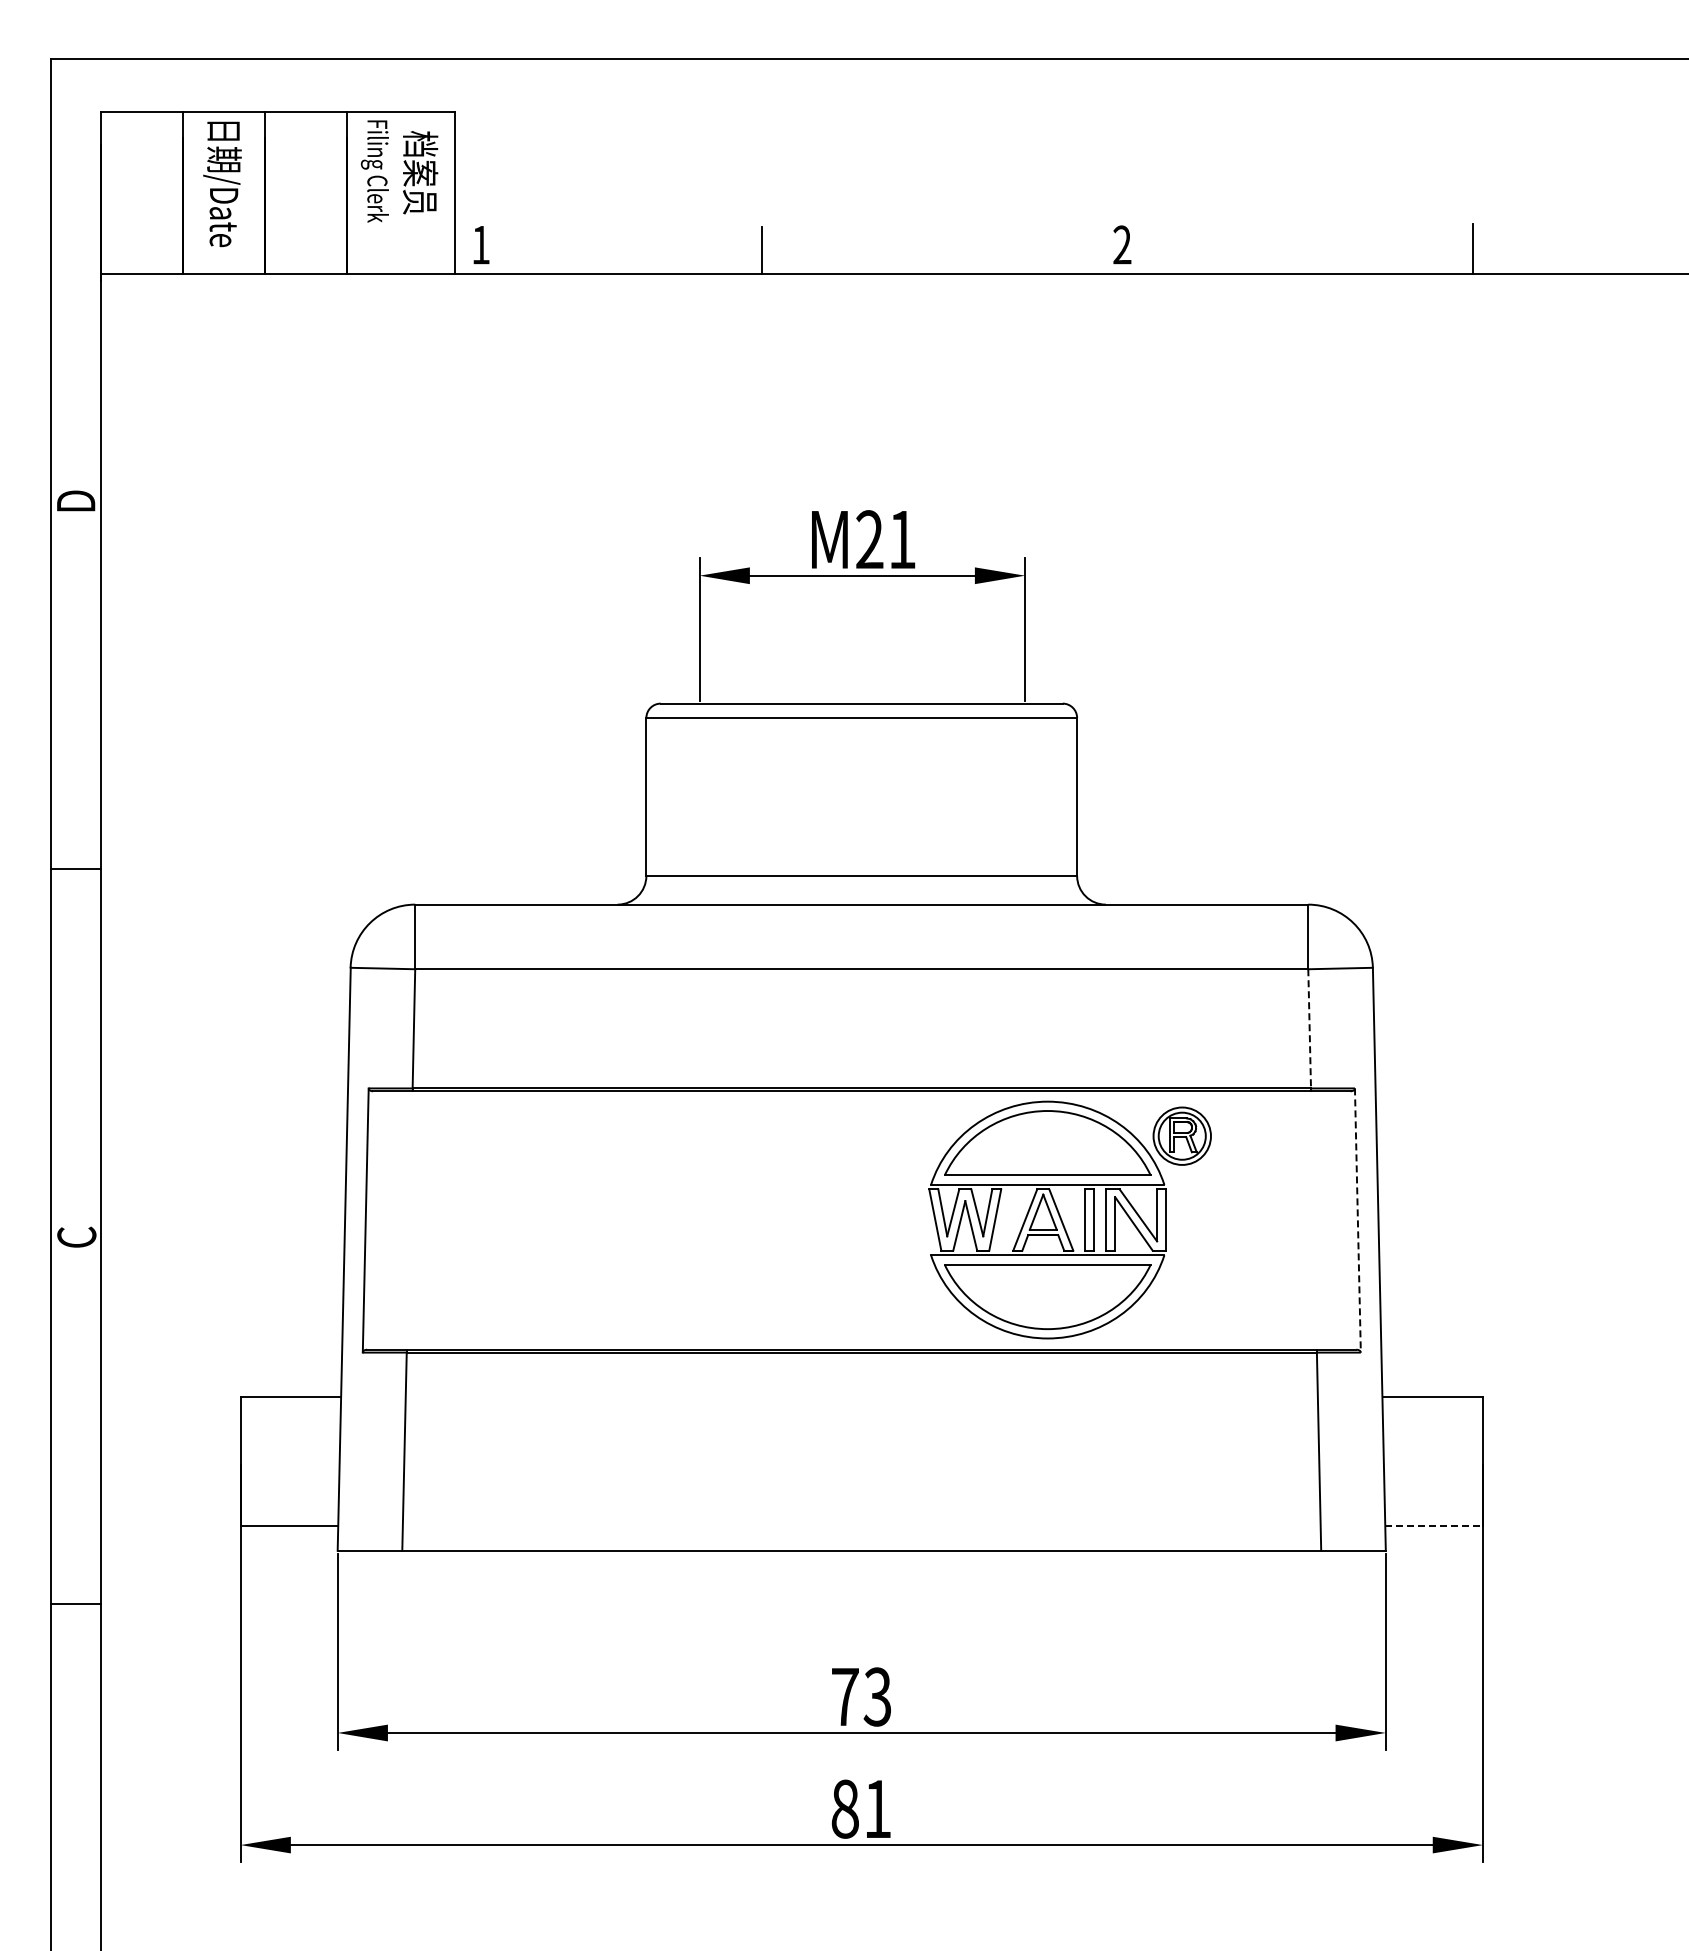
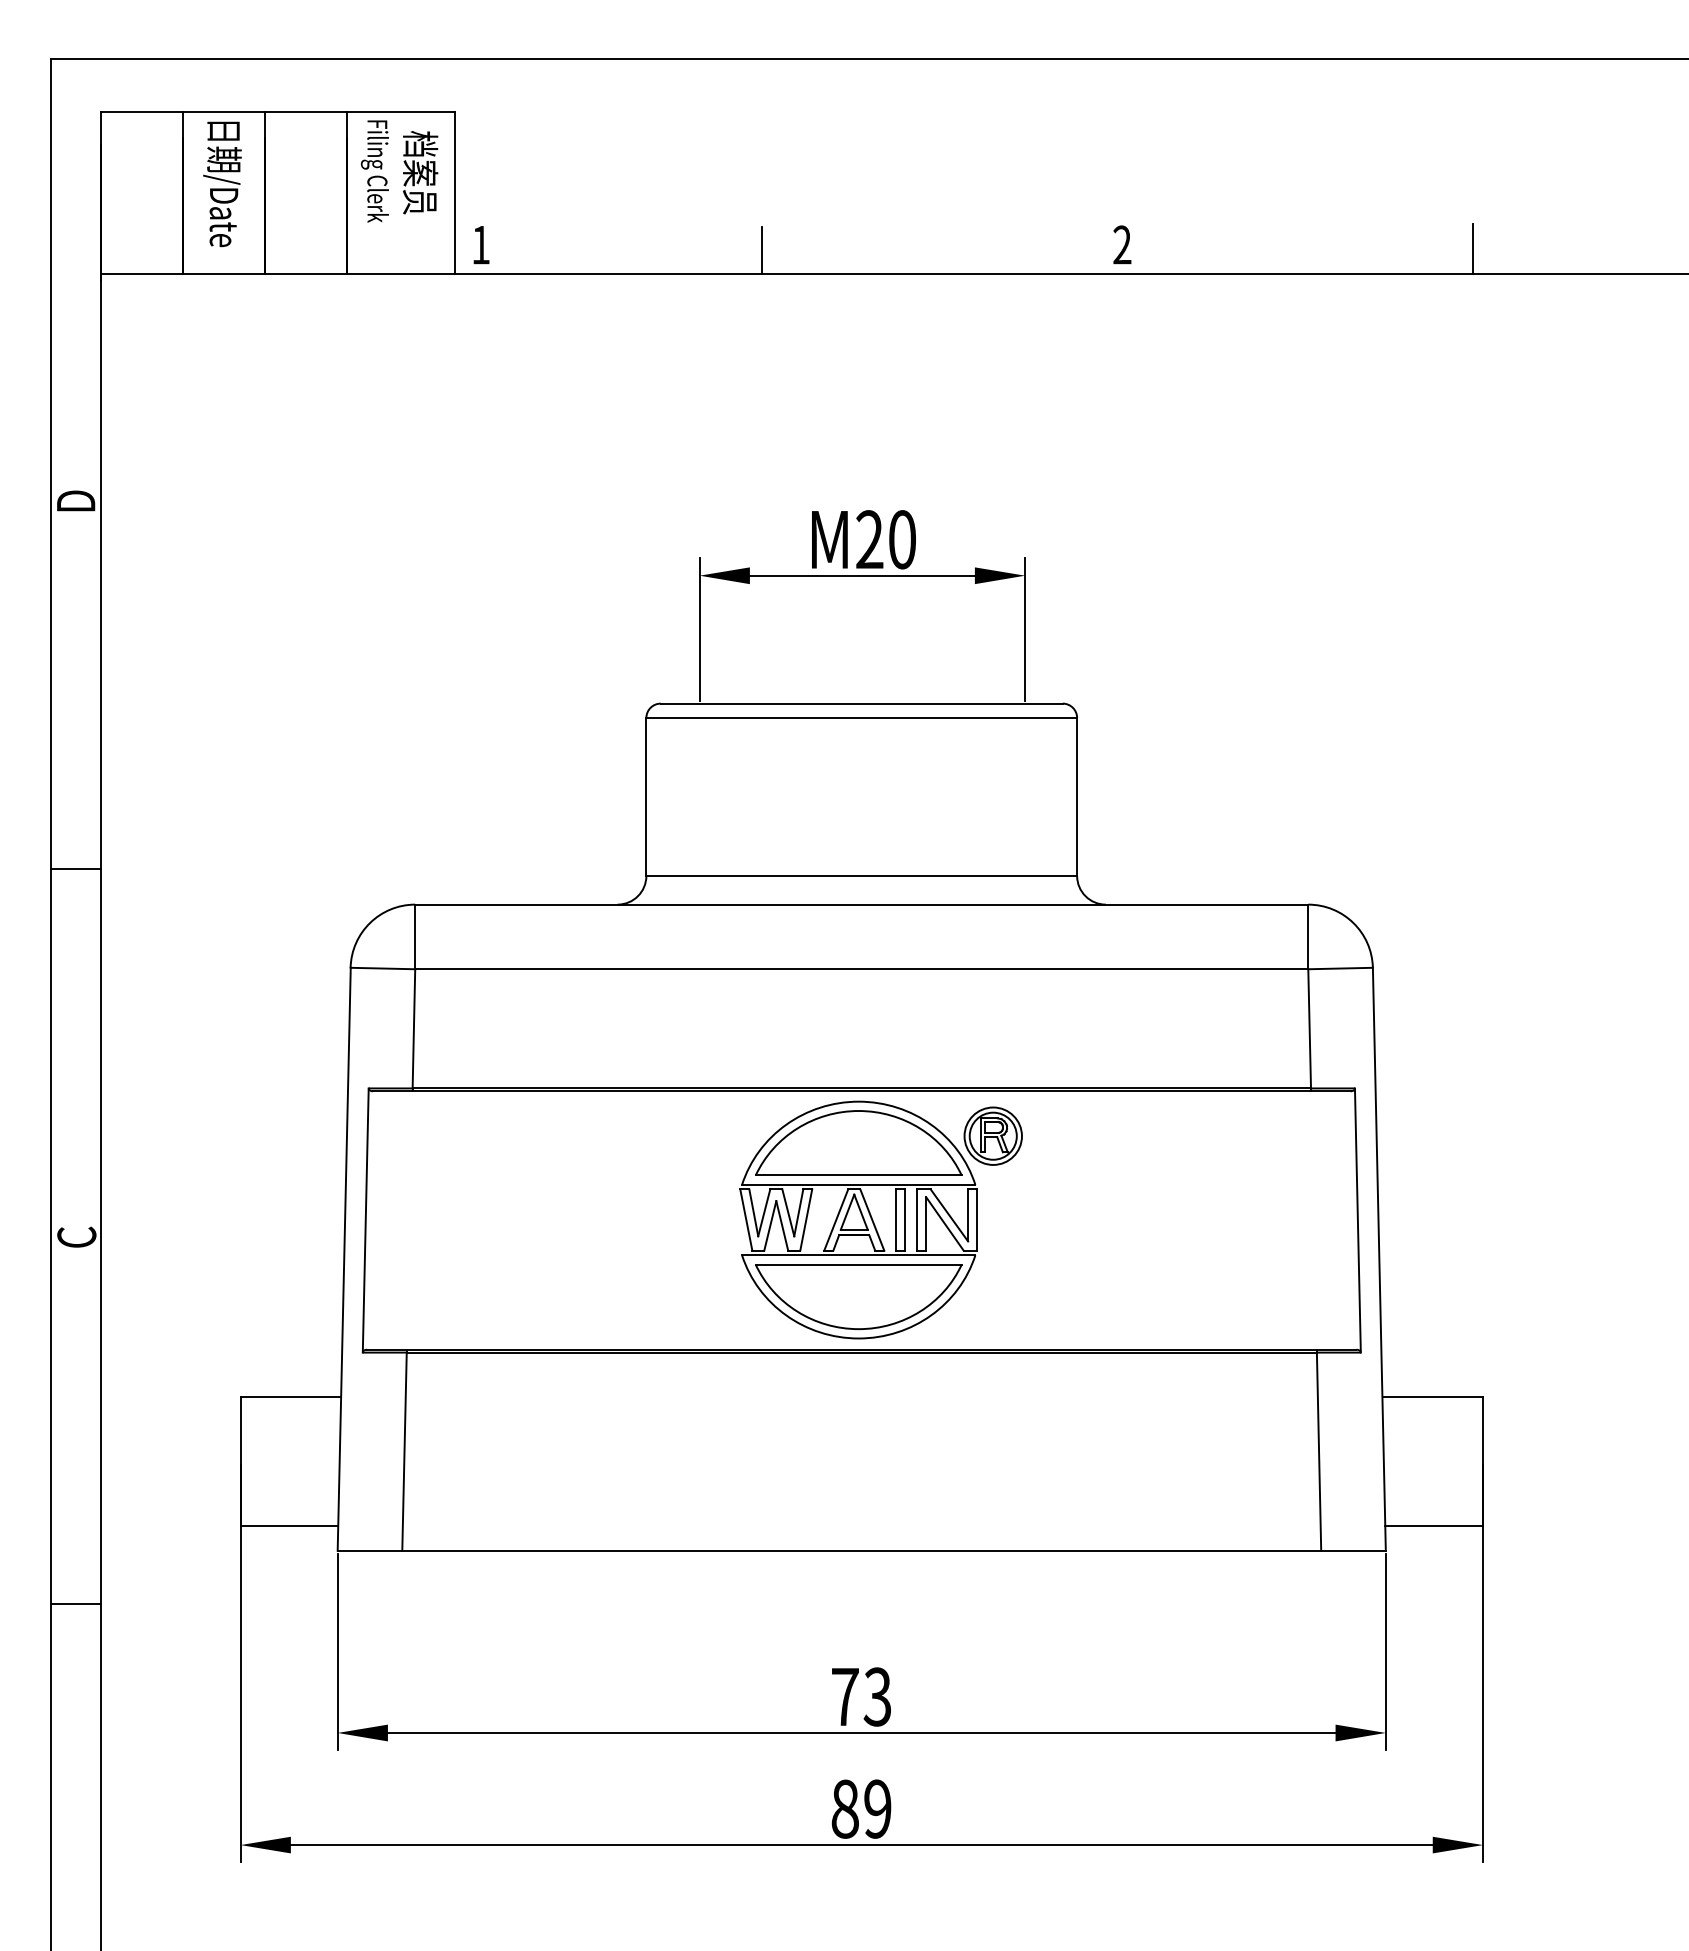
text: M21 -> M20 (902, 539)
line: dashed -> solid (1309, 1028)
line: dashed -> solid (1357, 1221)
part position: (1063, 1222) -> (874, 1222) (874, 1222)
line: dashed -> solid (1434, 1526)
text: 81 -> 89 (877, 1808)
